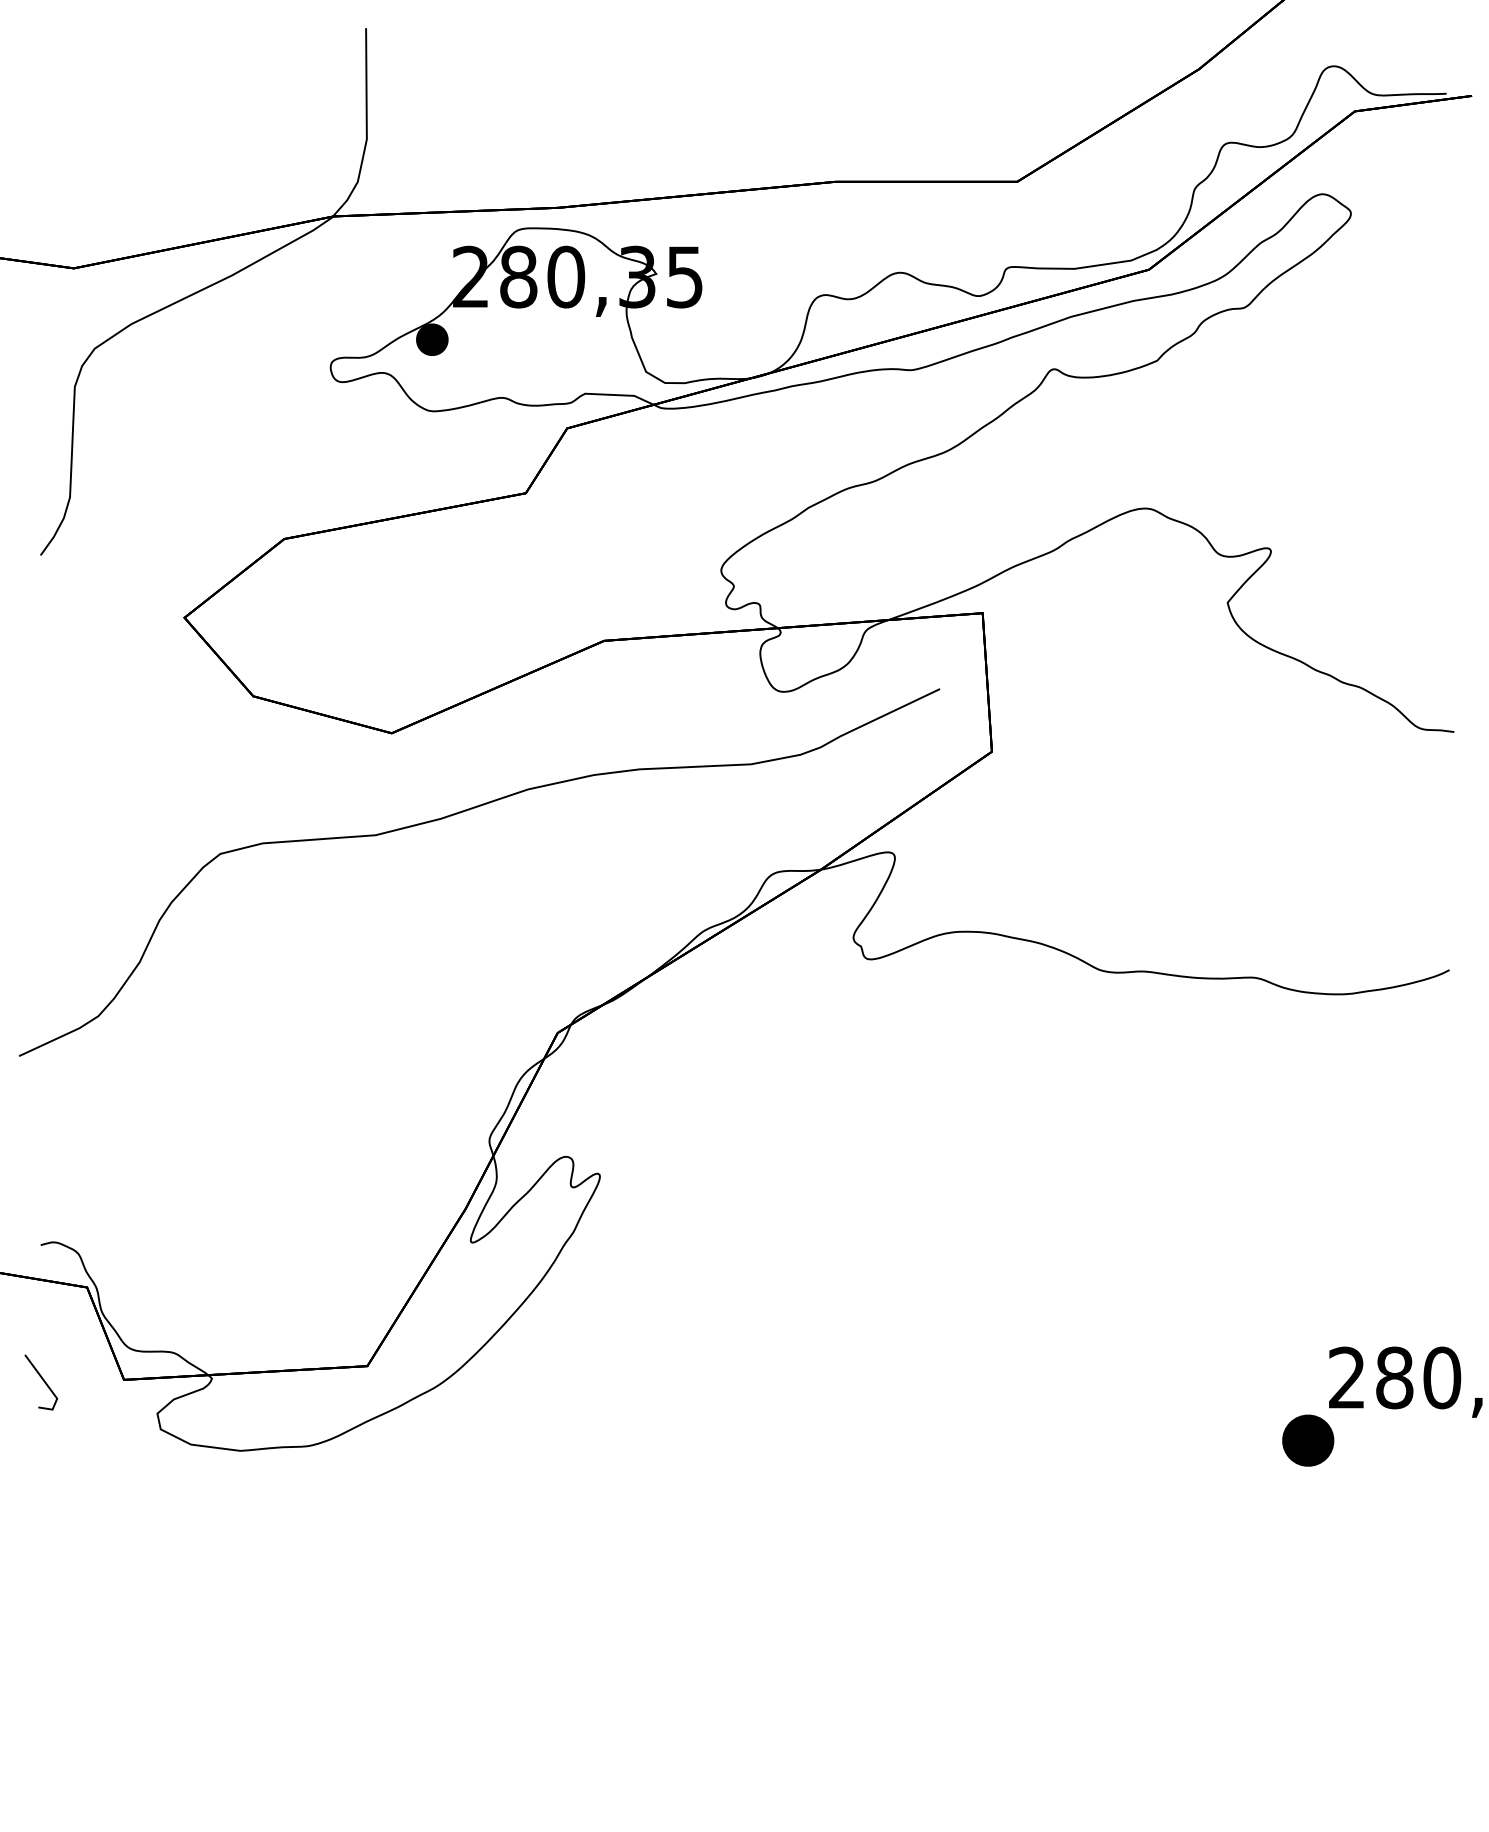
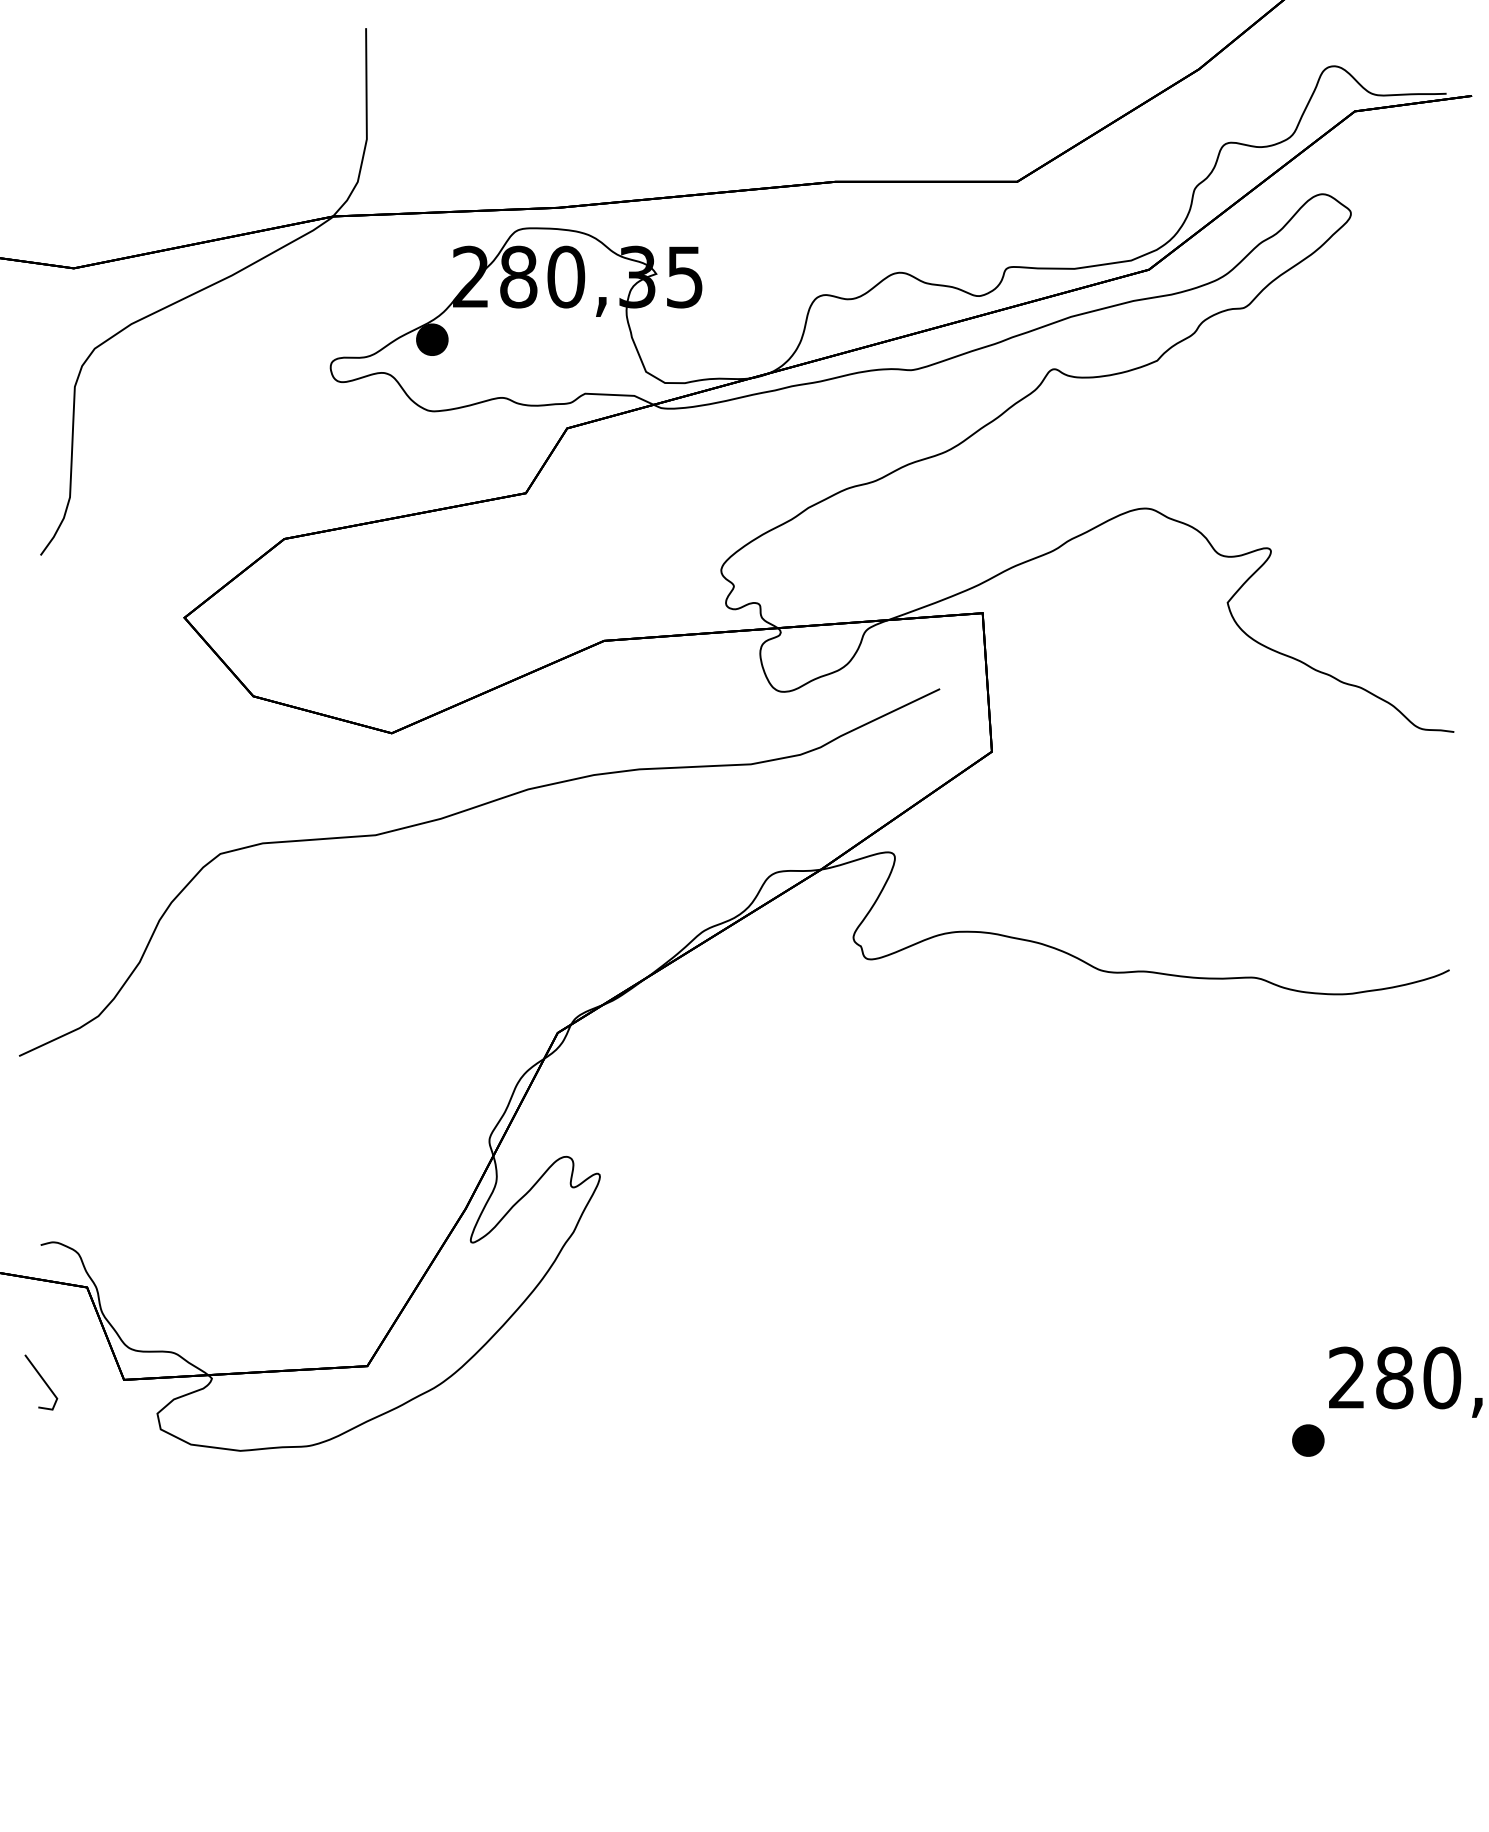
part size: 53x53 px -> 33x33 px (1308, 1440)
